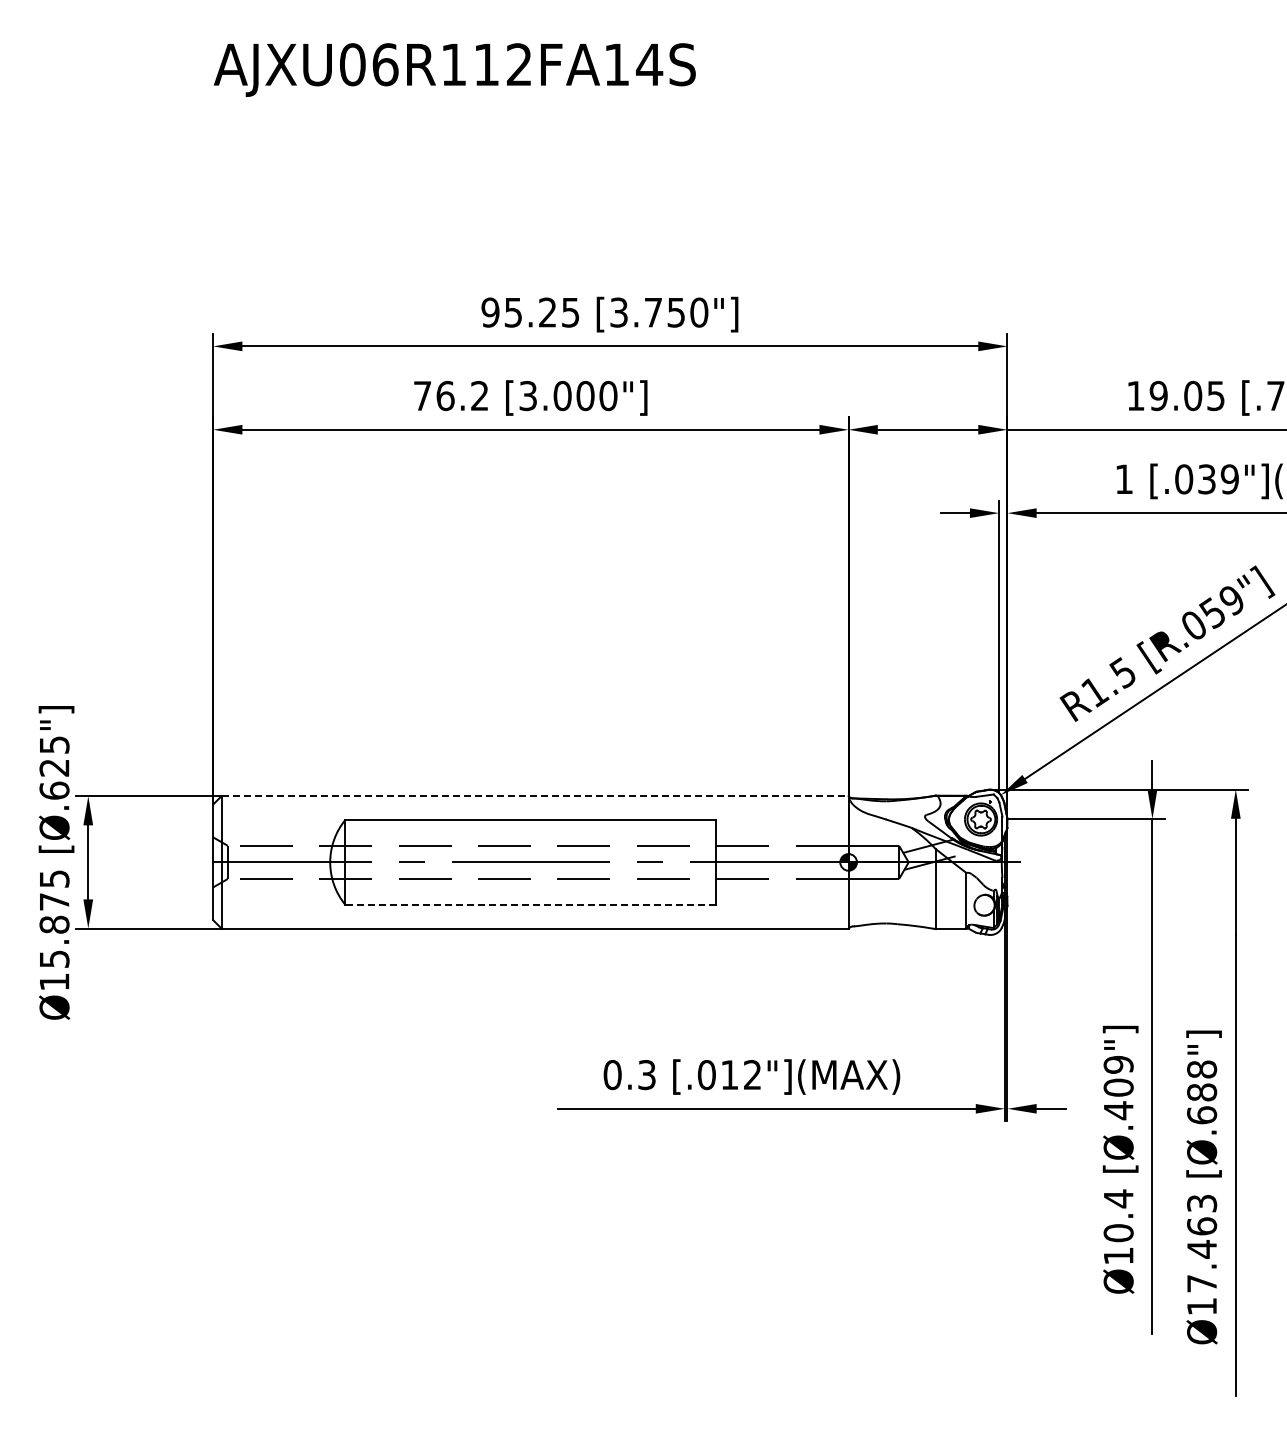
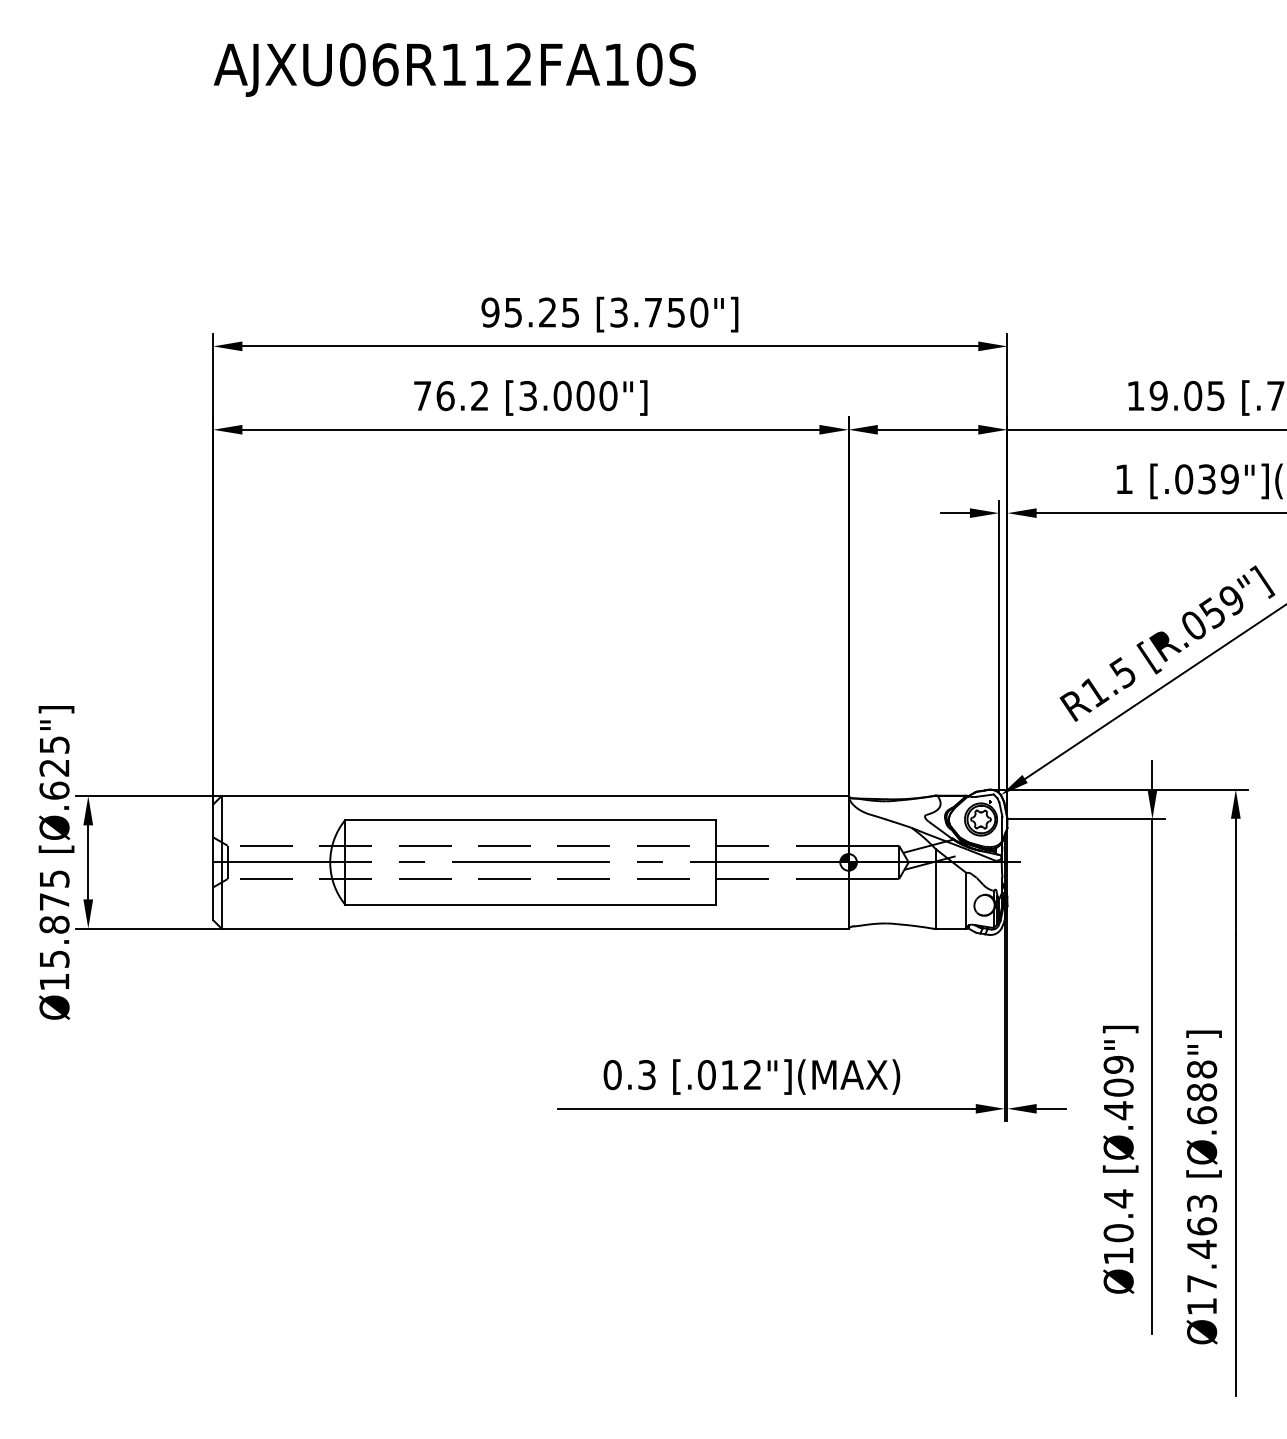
text: AJXU06R112FA14S -> AJXU06R112FA10S (649, 64)
line: dashed -> solid (535, 796)
line: dashed -> solid (530, 904)
